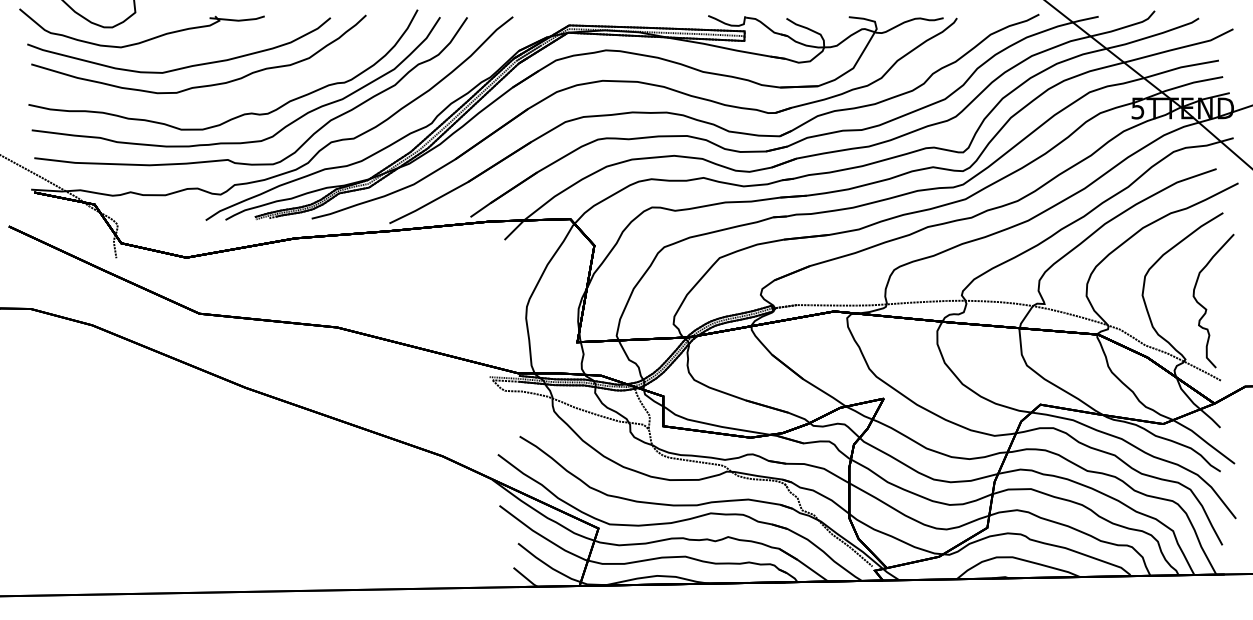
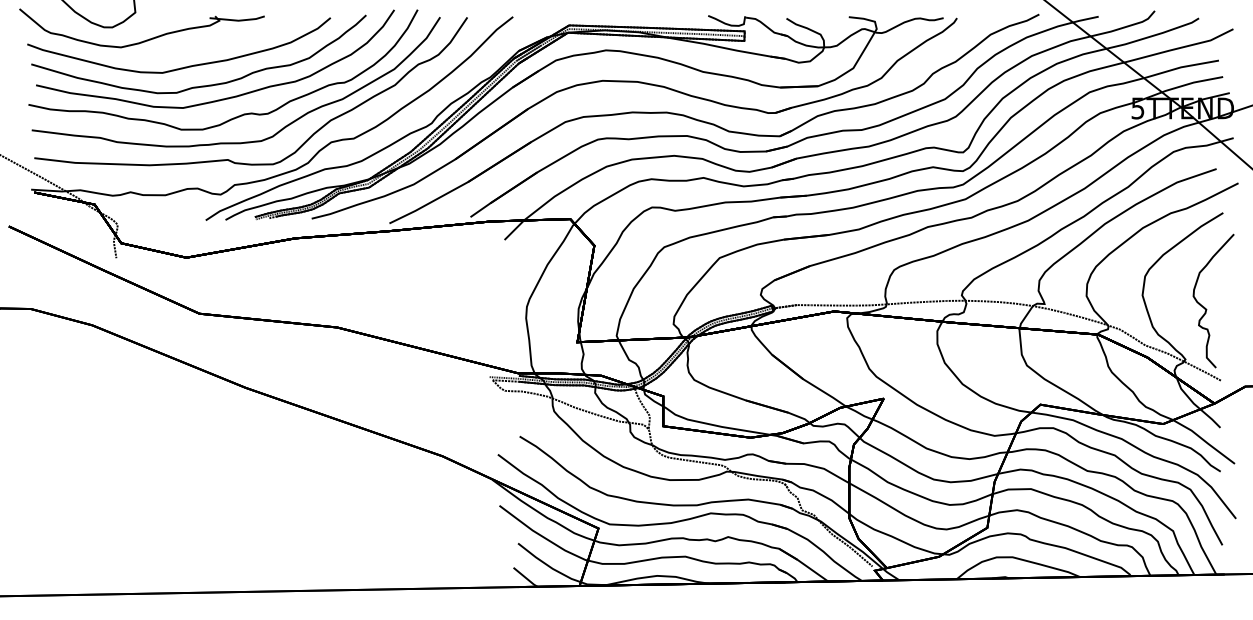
curve: none -> present (226, 97)
